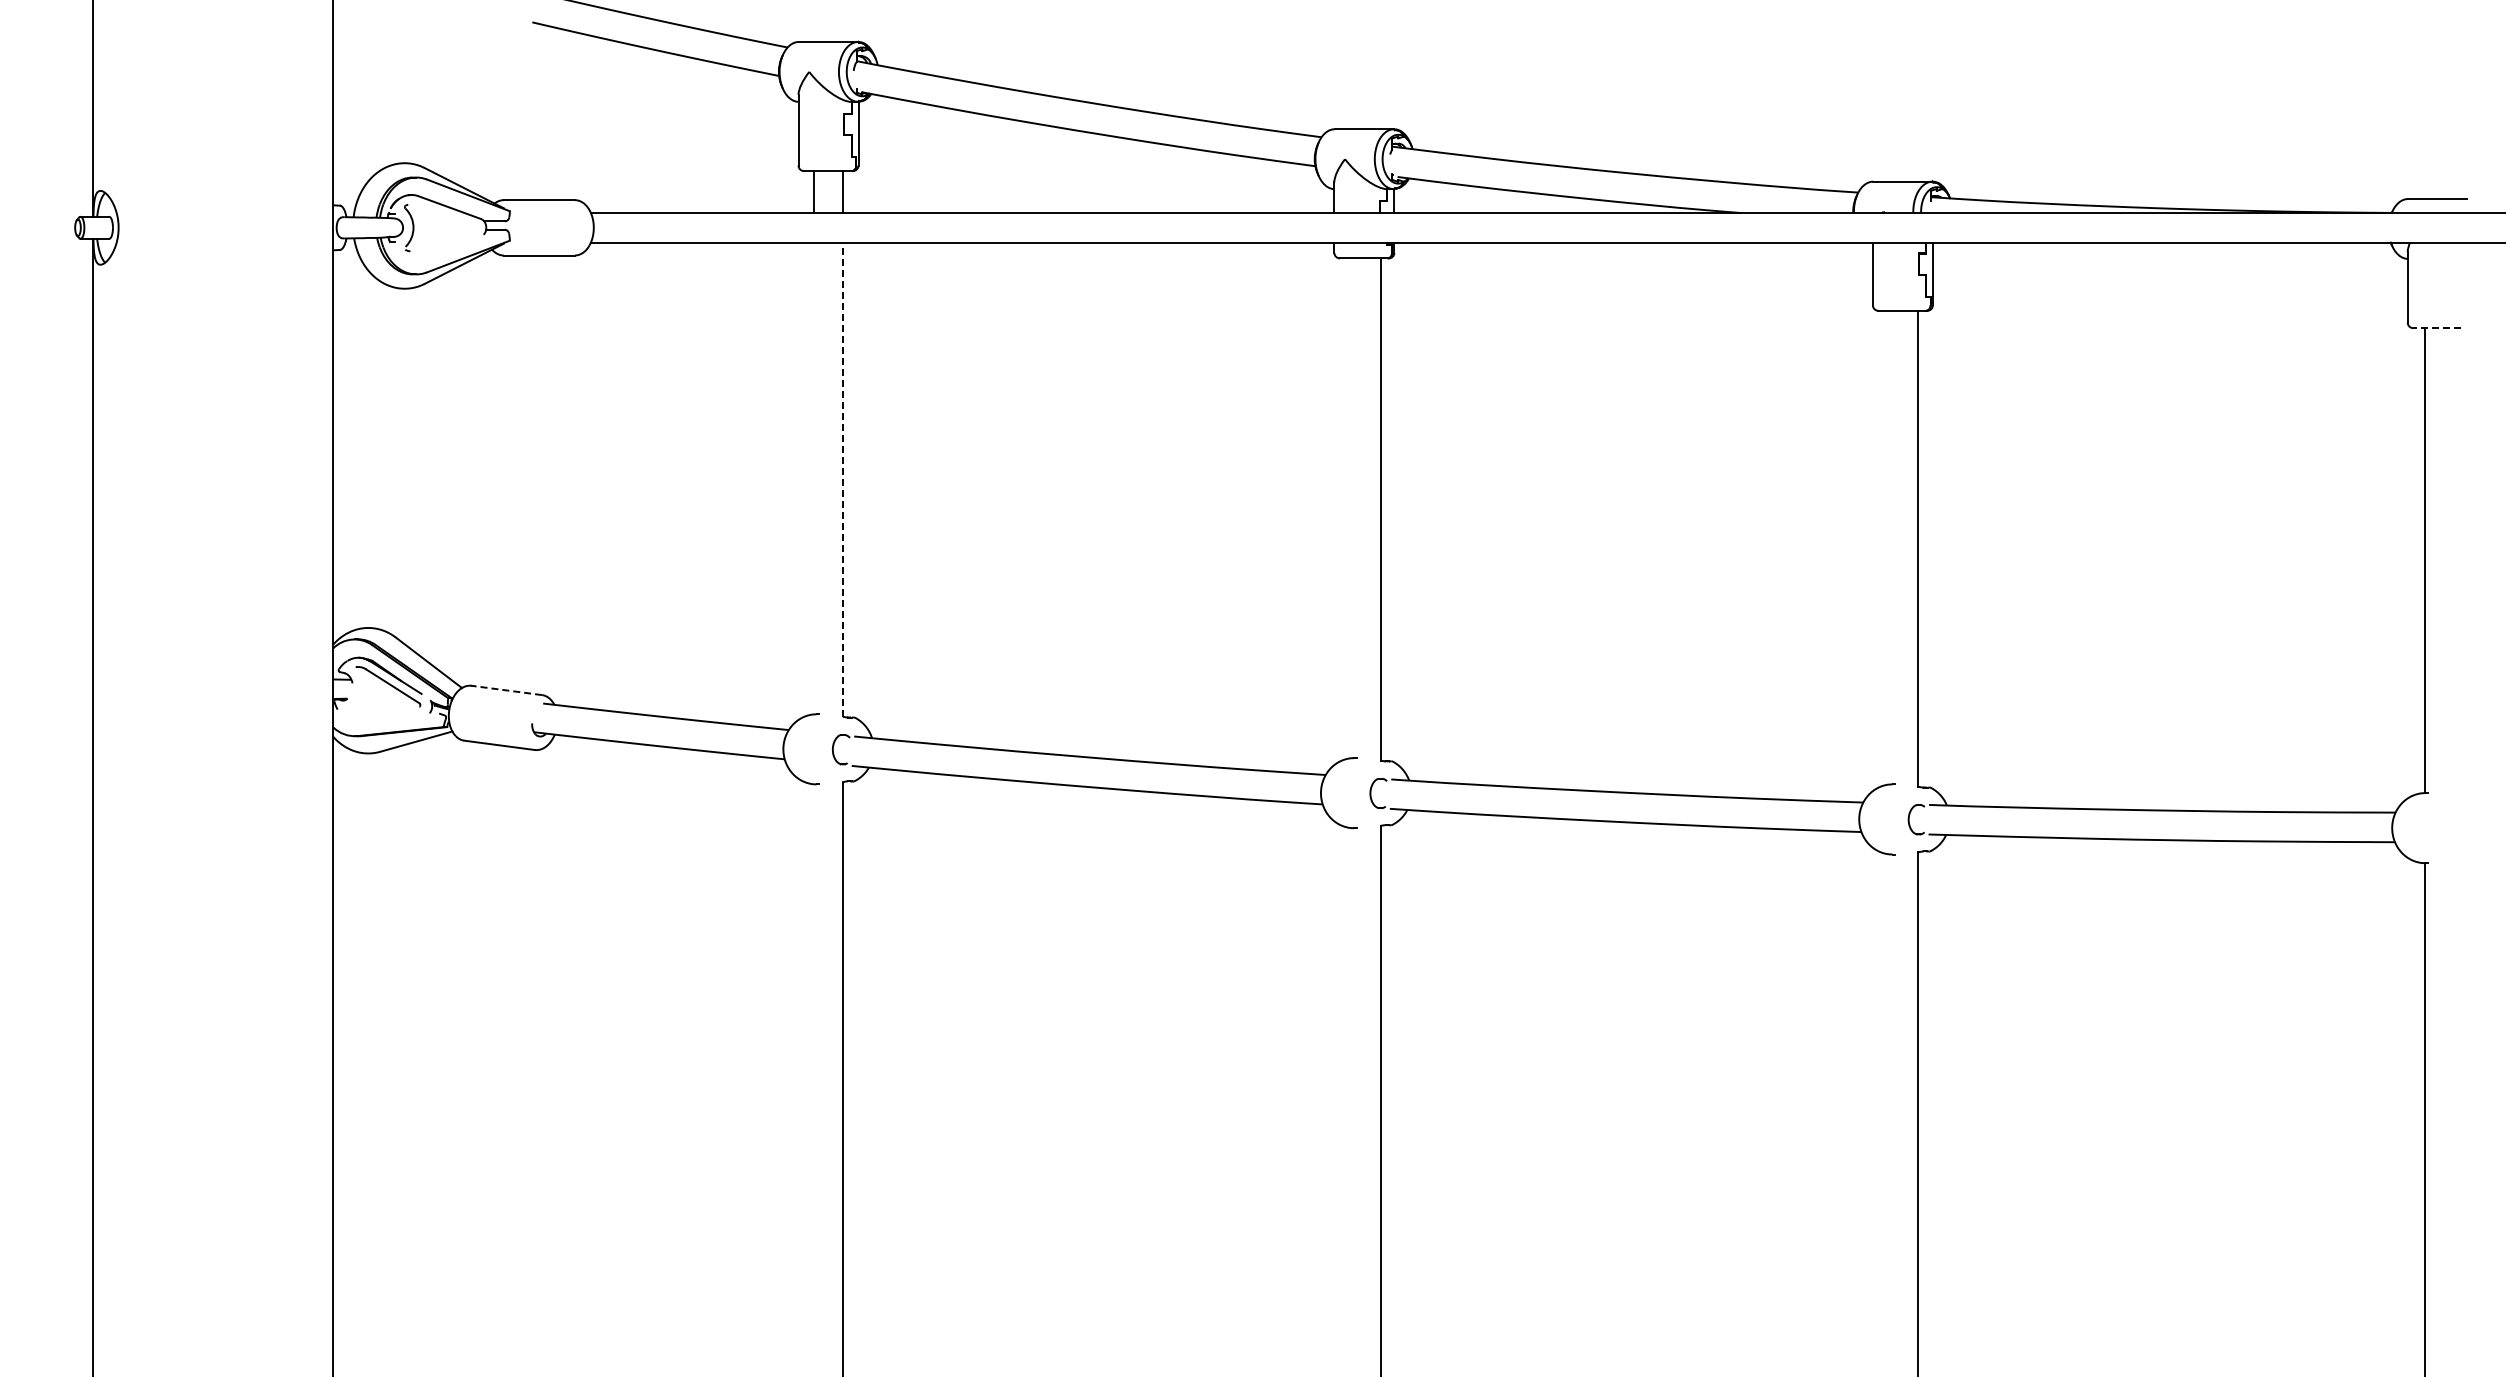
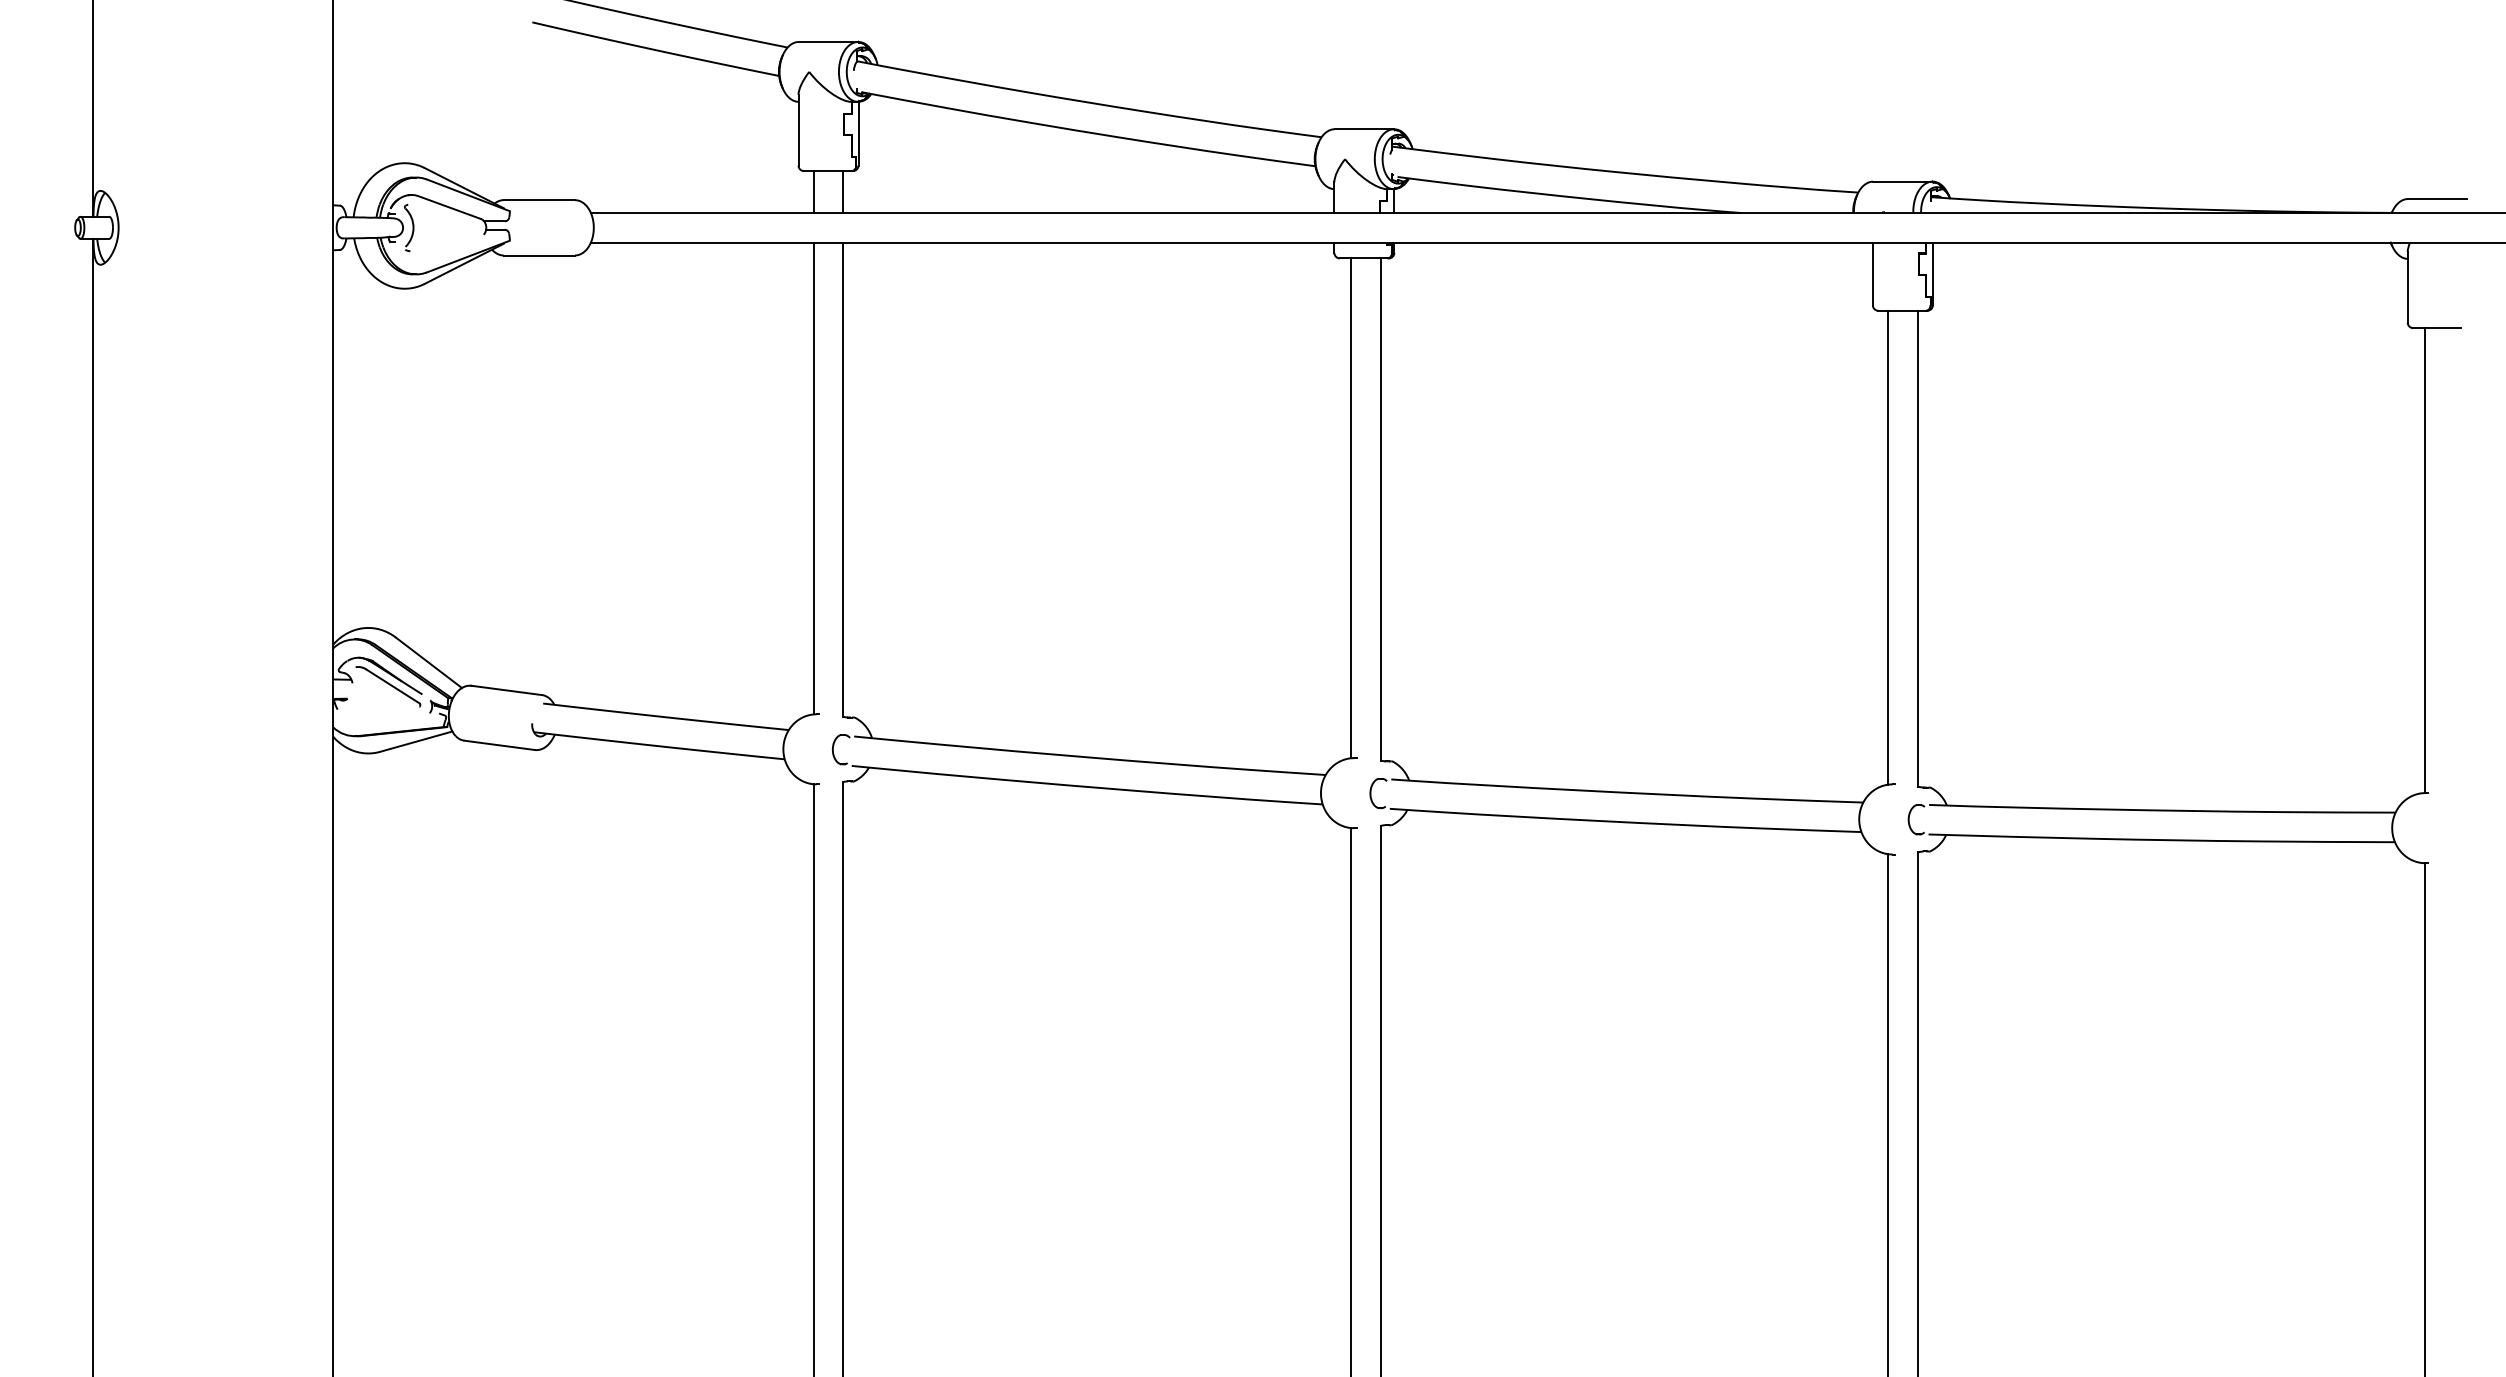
line: dashed -> solid (2437, 328)
line: none -> present (813, 478)
line: dashed -> solid (843, 479)
line: none -> present (1350, 508)
line: none -> present (1888, 547)
line: dashed -> solid (506, 690)
line: none -> present (813, 1078)
line: none -> present (1350, 1100)
line: none -> present (1888, 1113)
